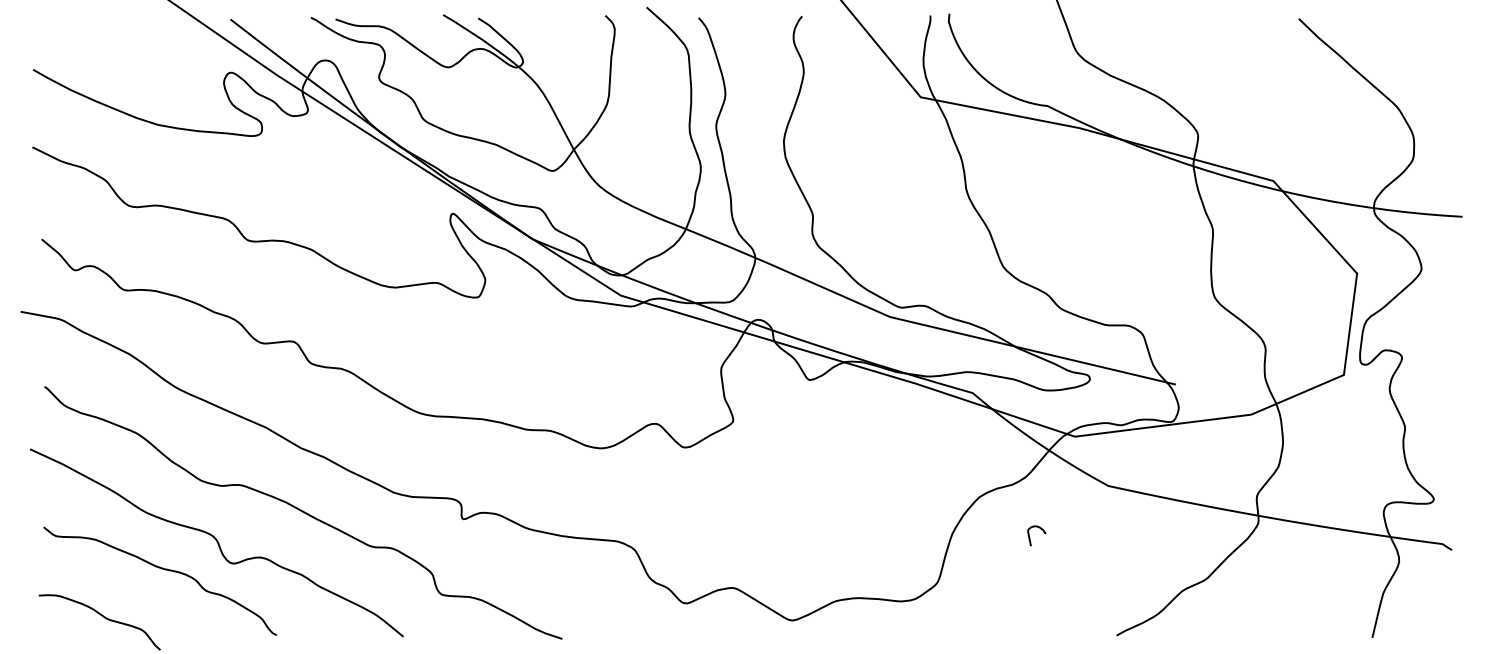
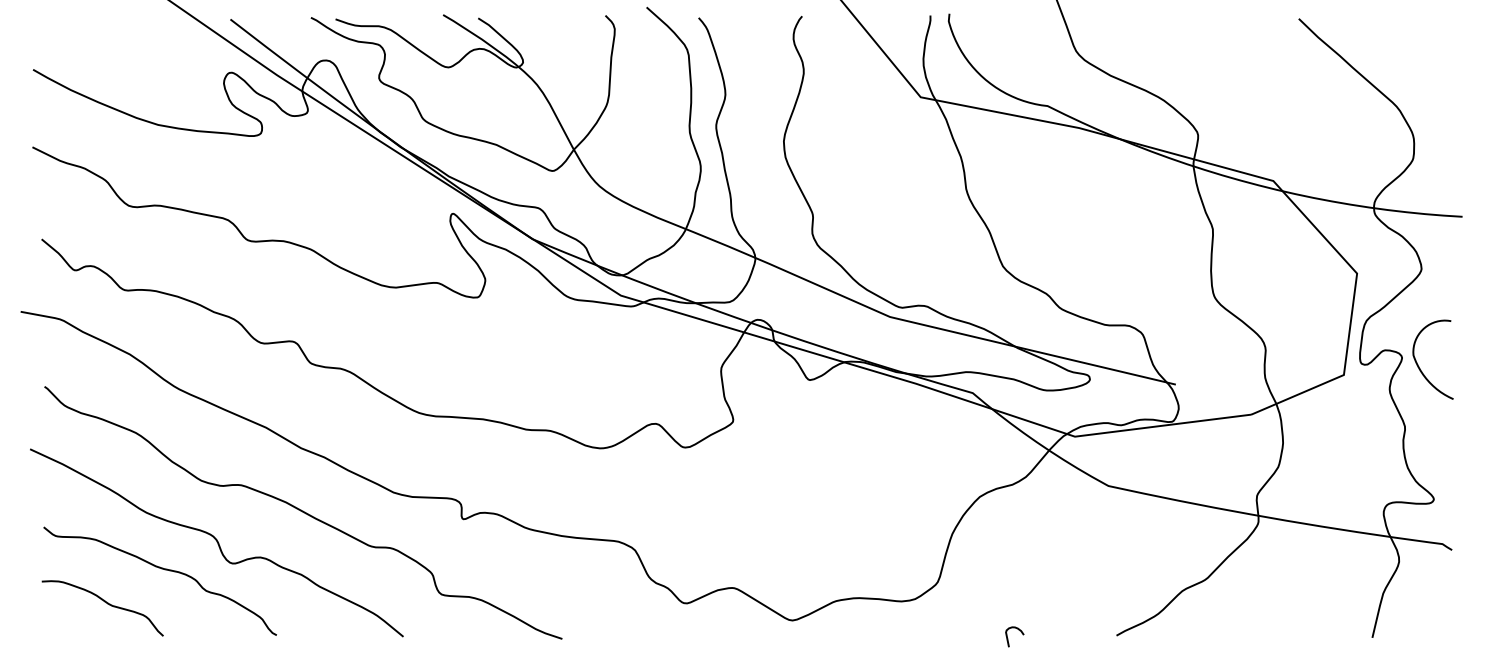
curve: none -> present (1419, 366)
curve position: (1030, 537) -> (1008, 638) (1008, 638)
curve position: (101, 616) -> (104, 602) (104, 602)
